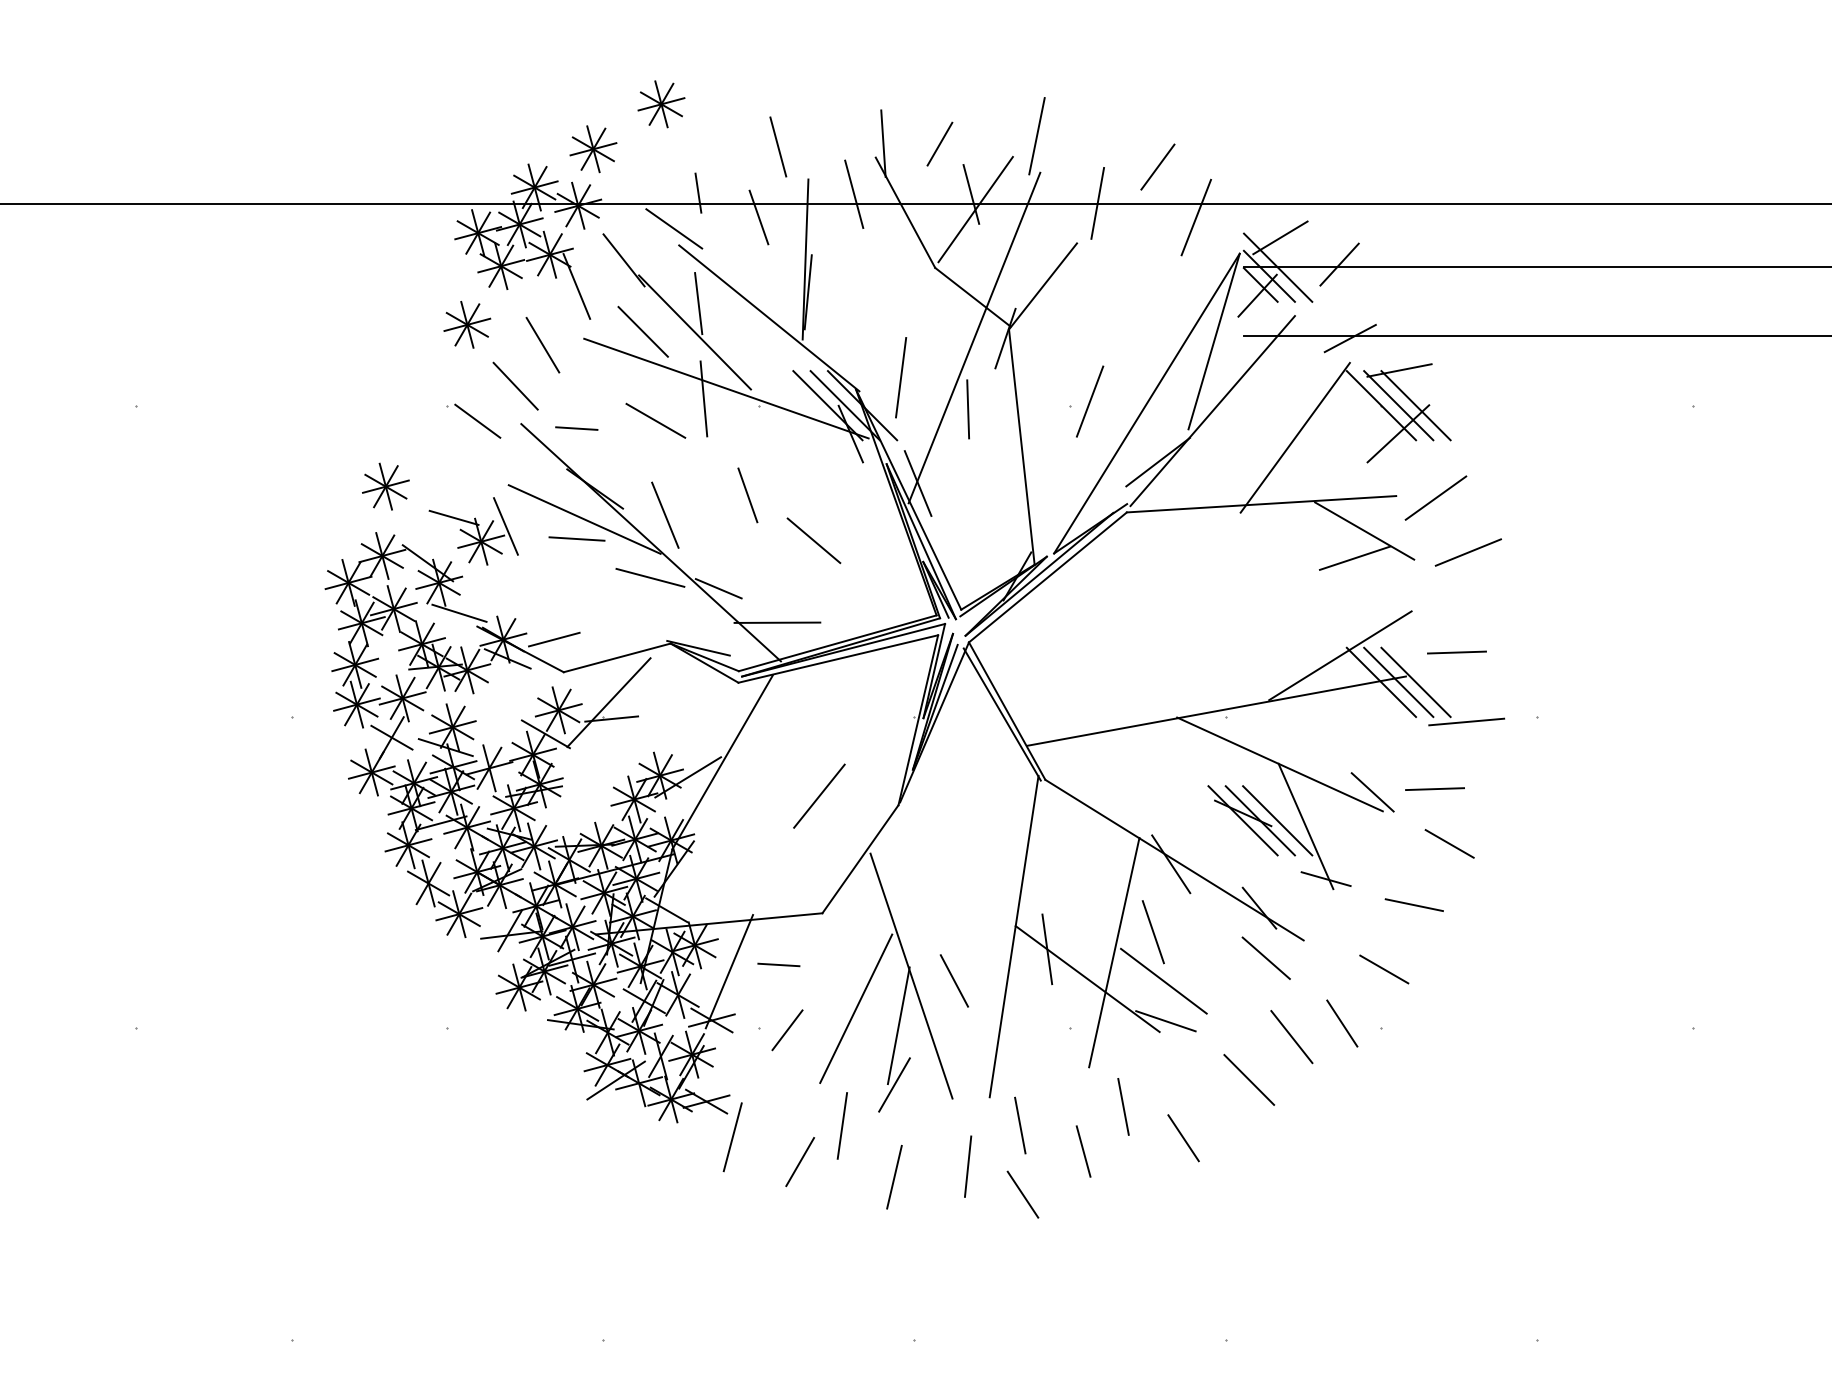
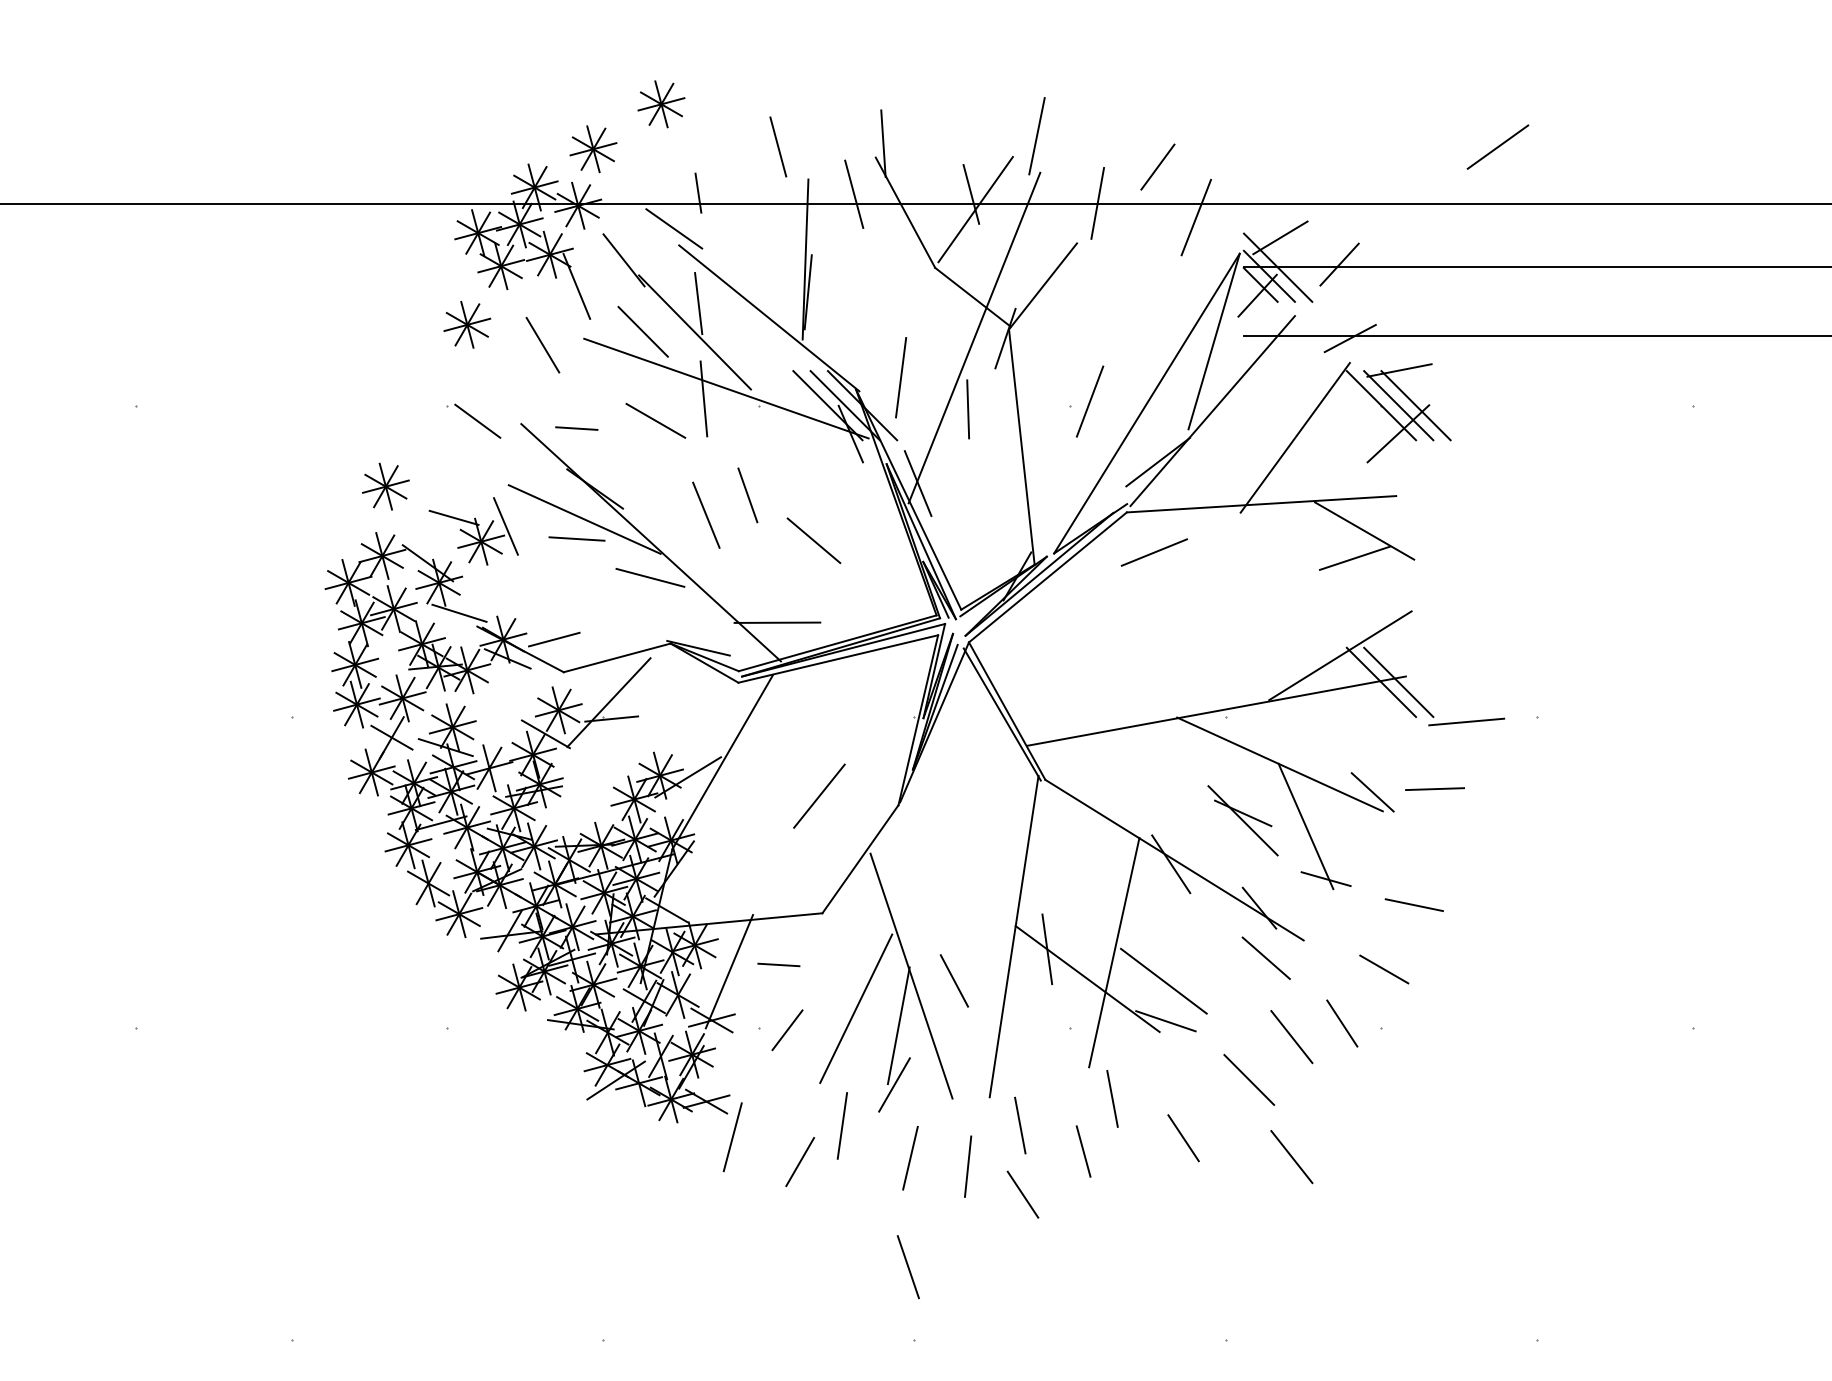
line: present -> none (939, 143)
line: present -> none (758, 217)
line: present -> none (515, 385)
line position: (1435, 497) -> (1497, 146) (1497, 146)
line position: (665, 514) -> (706, 514) (706, 514)
line position: (1467, 552) -> (1153, 552) (1153, 552)
line: present -> none (718, 588)
line: present -> none (1456, 652)
line: present -> none (1415, 682)
line: present -> none (1259, 820)
line: present -> none (1277, 820)
line: present -> none (1449, 843)
line position: (1152, 932) -> (907, 1267) (907, 1267)
line position: (1123, 1106) -> (1112, 1098) (1112, 1098)
line: none -> present (1291, 1157)
line position: (894, 1177) -> (910, 1158) (910, 1158)
